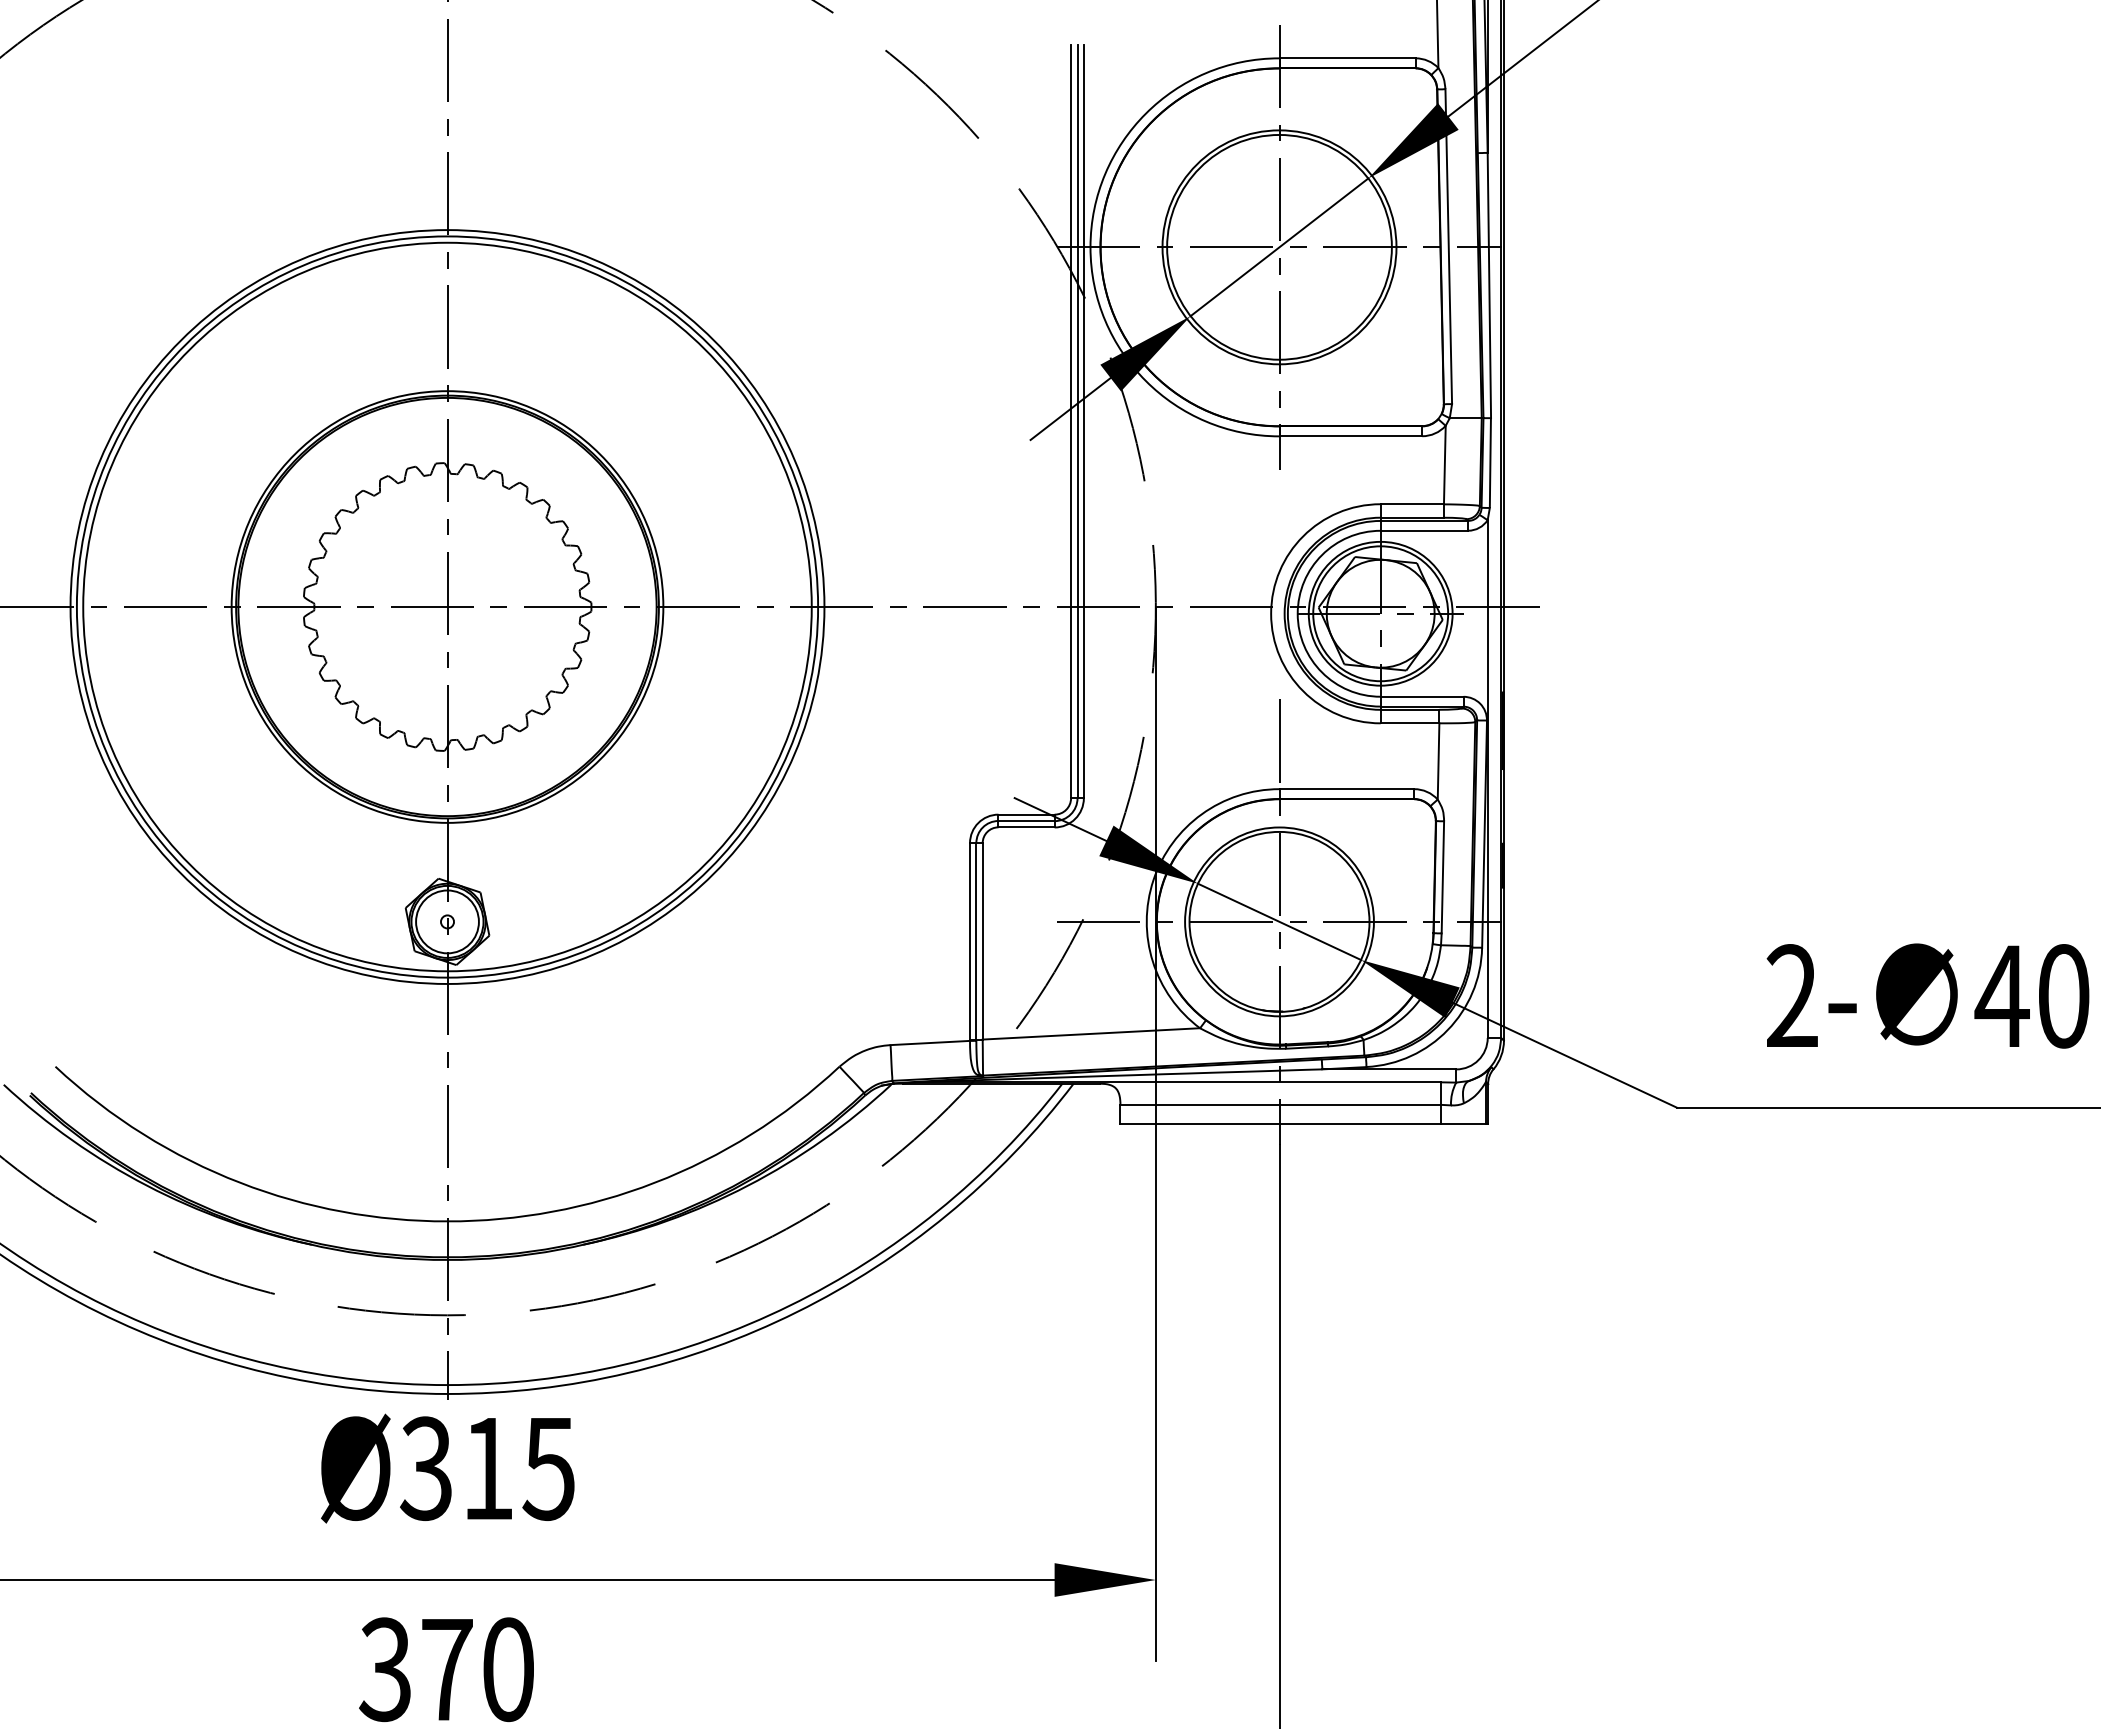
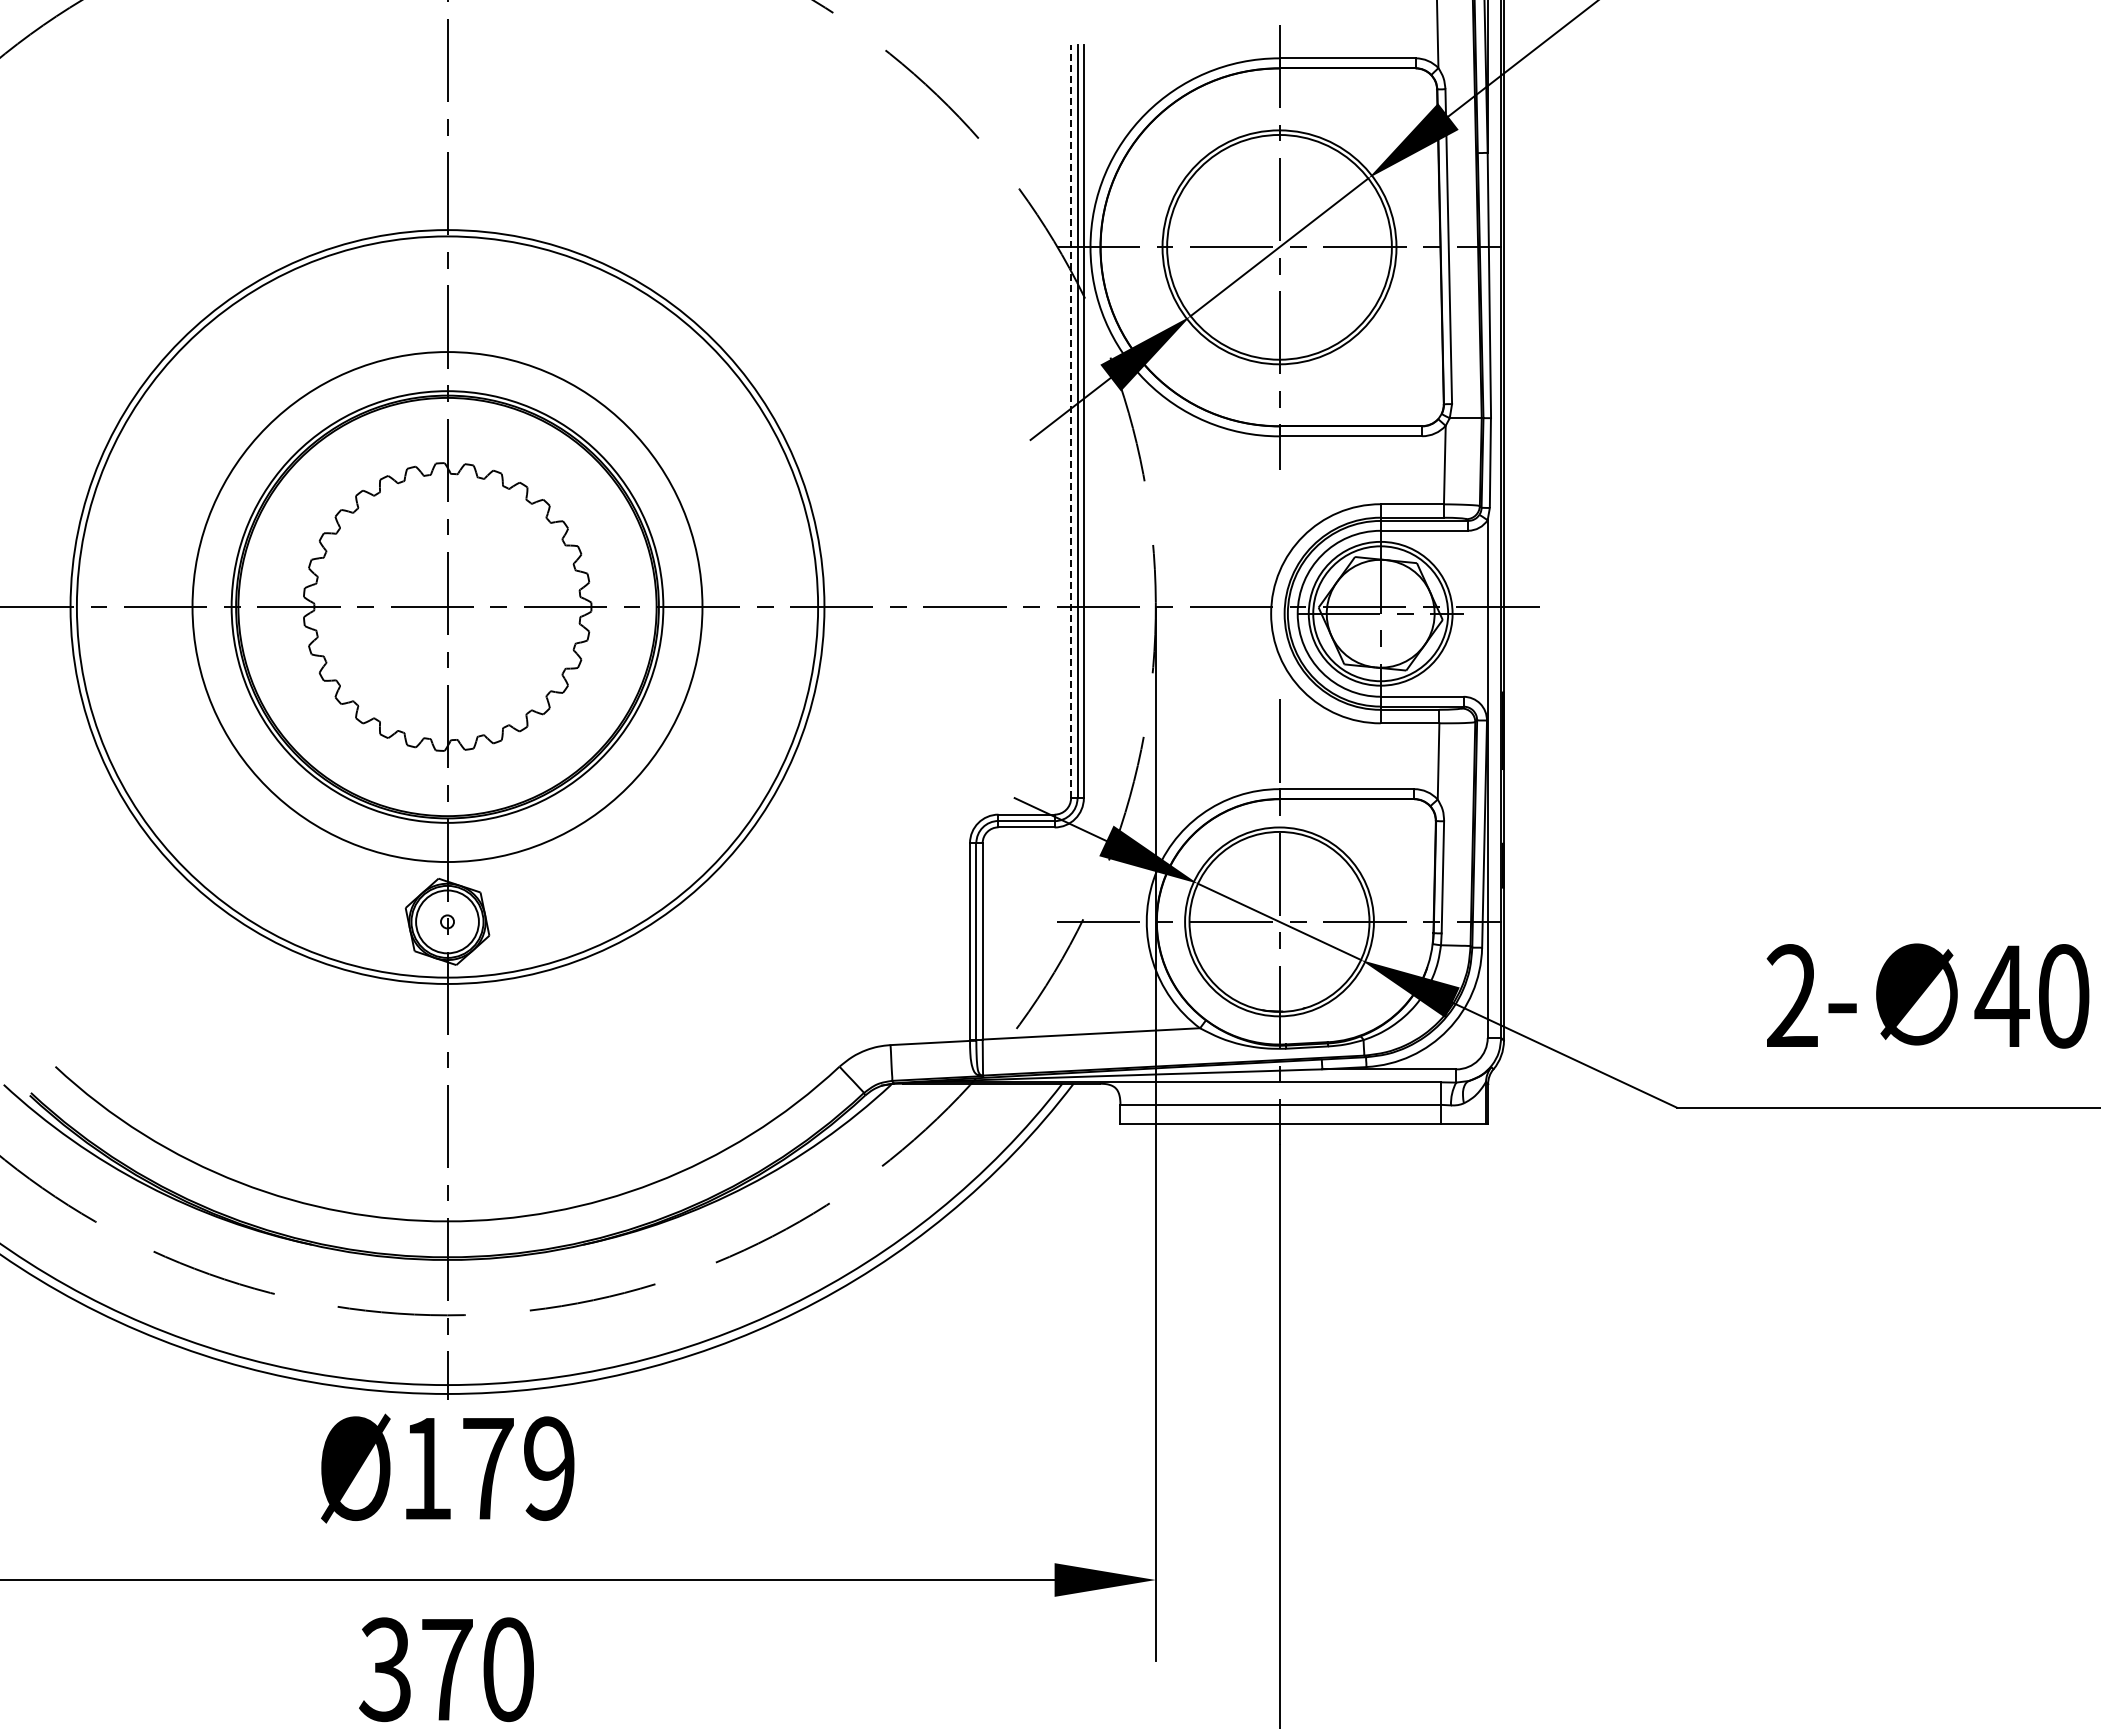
line: solid -> dashed (1071, 421)
circle diameter: 729 px -> 510 px (447, 607)
text: Ø315 -> Ø179 (487, 1468)
